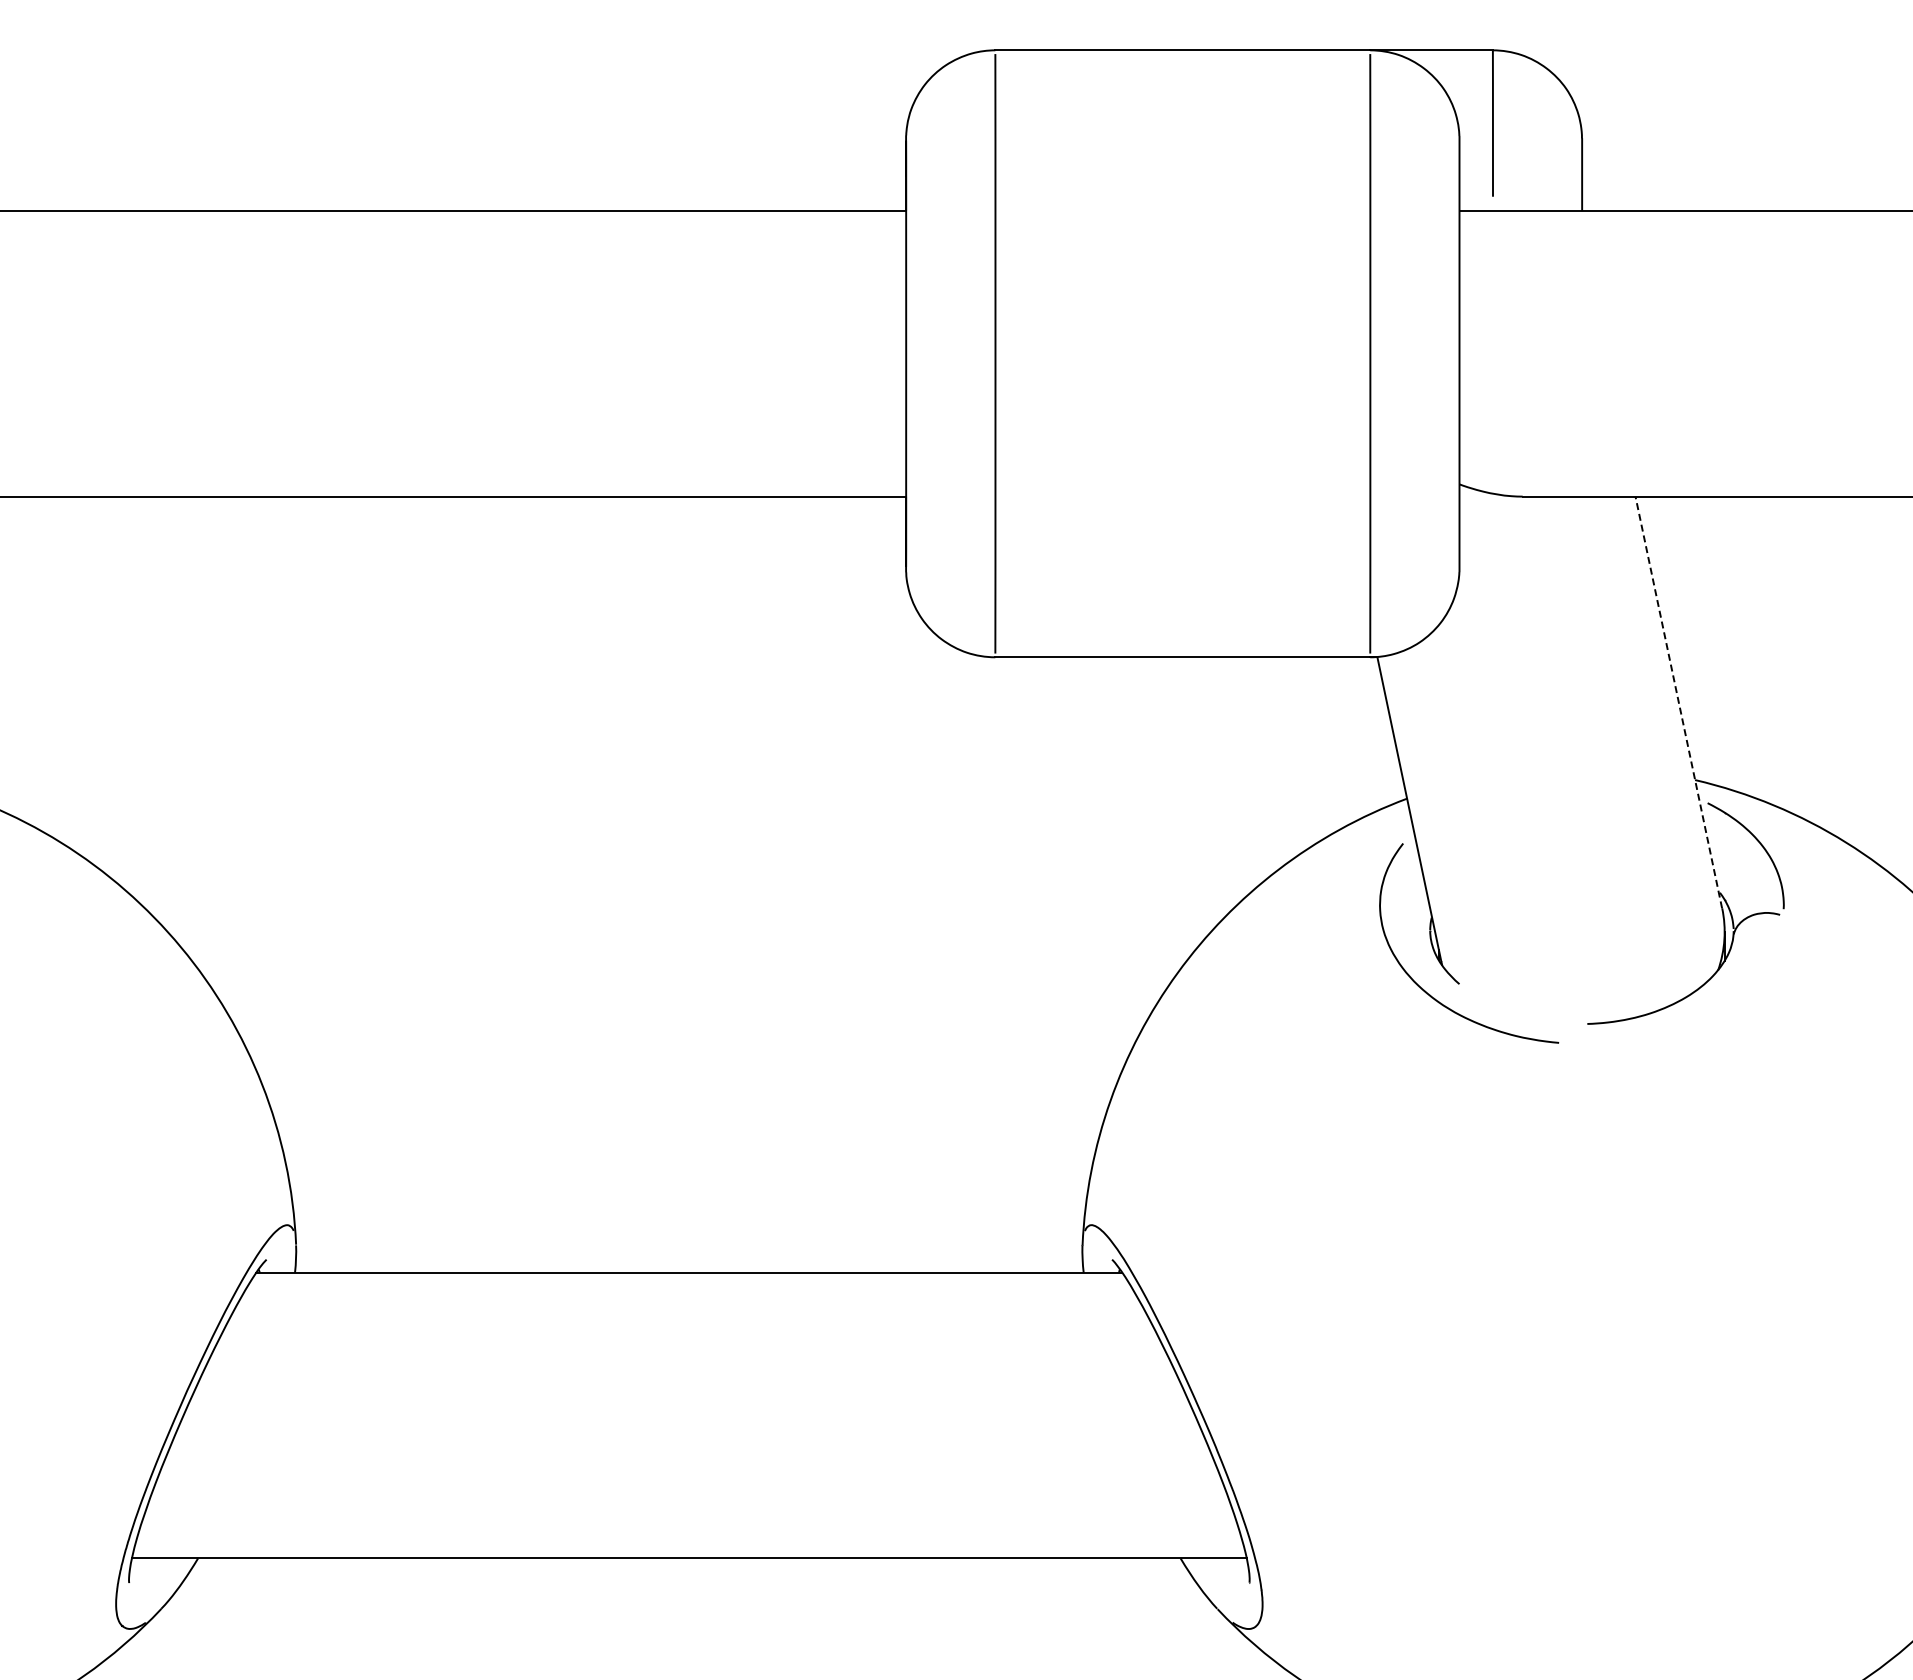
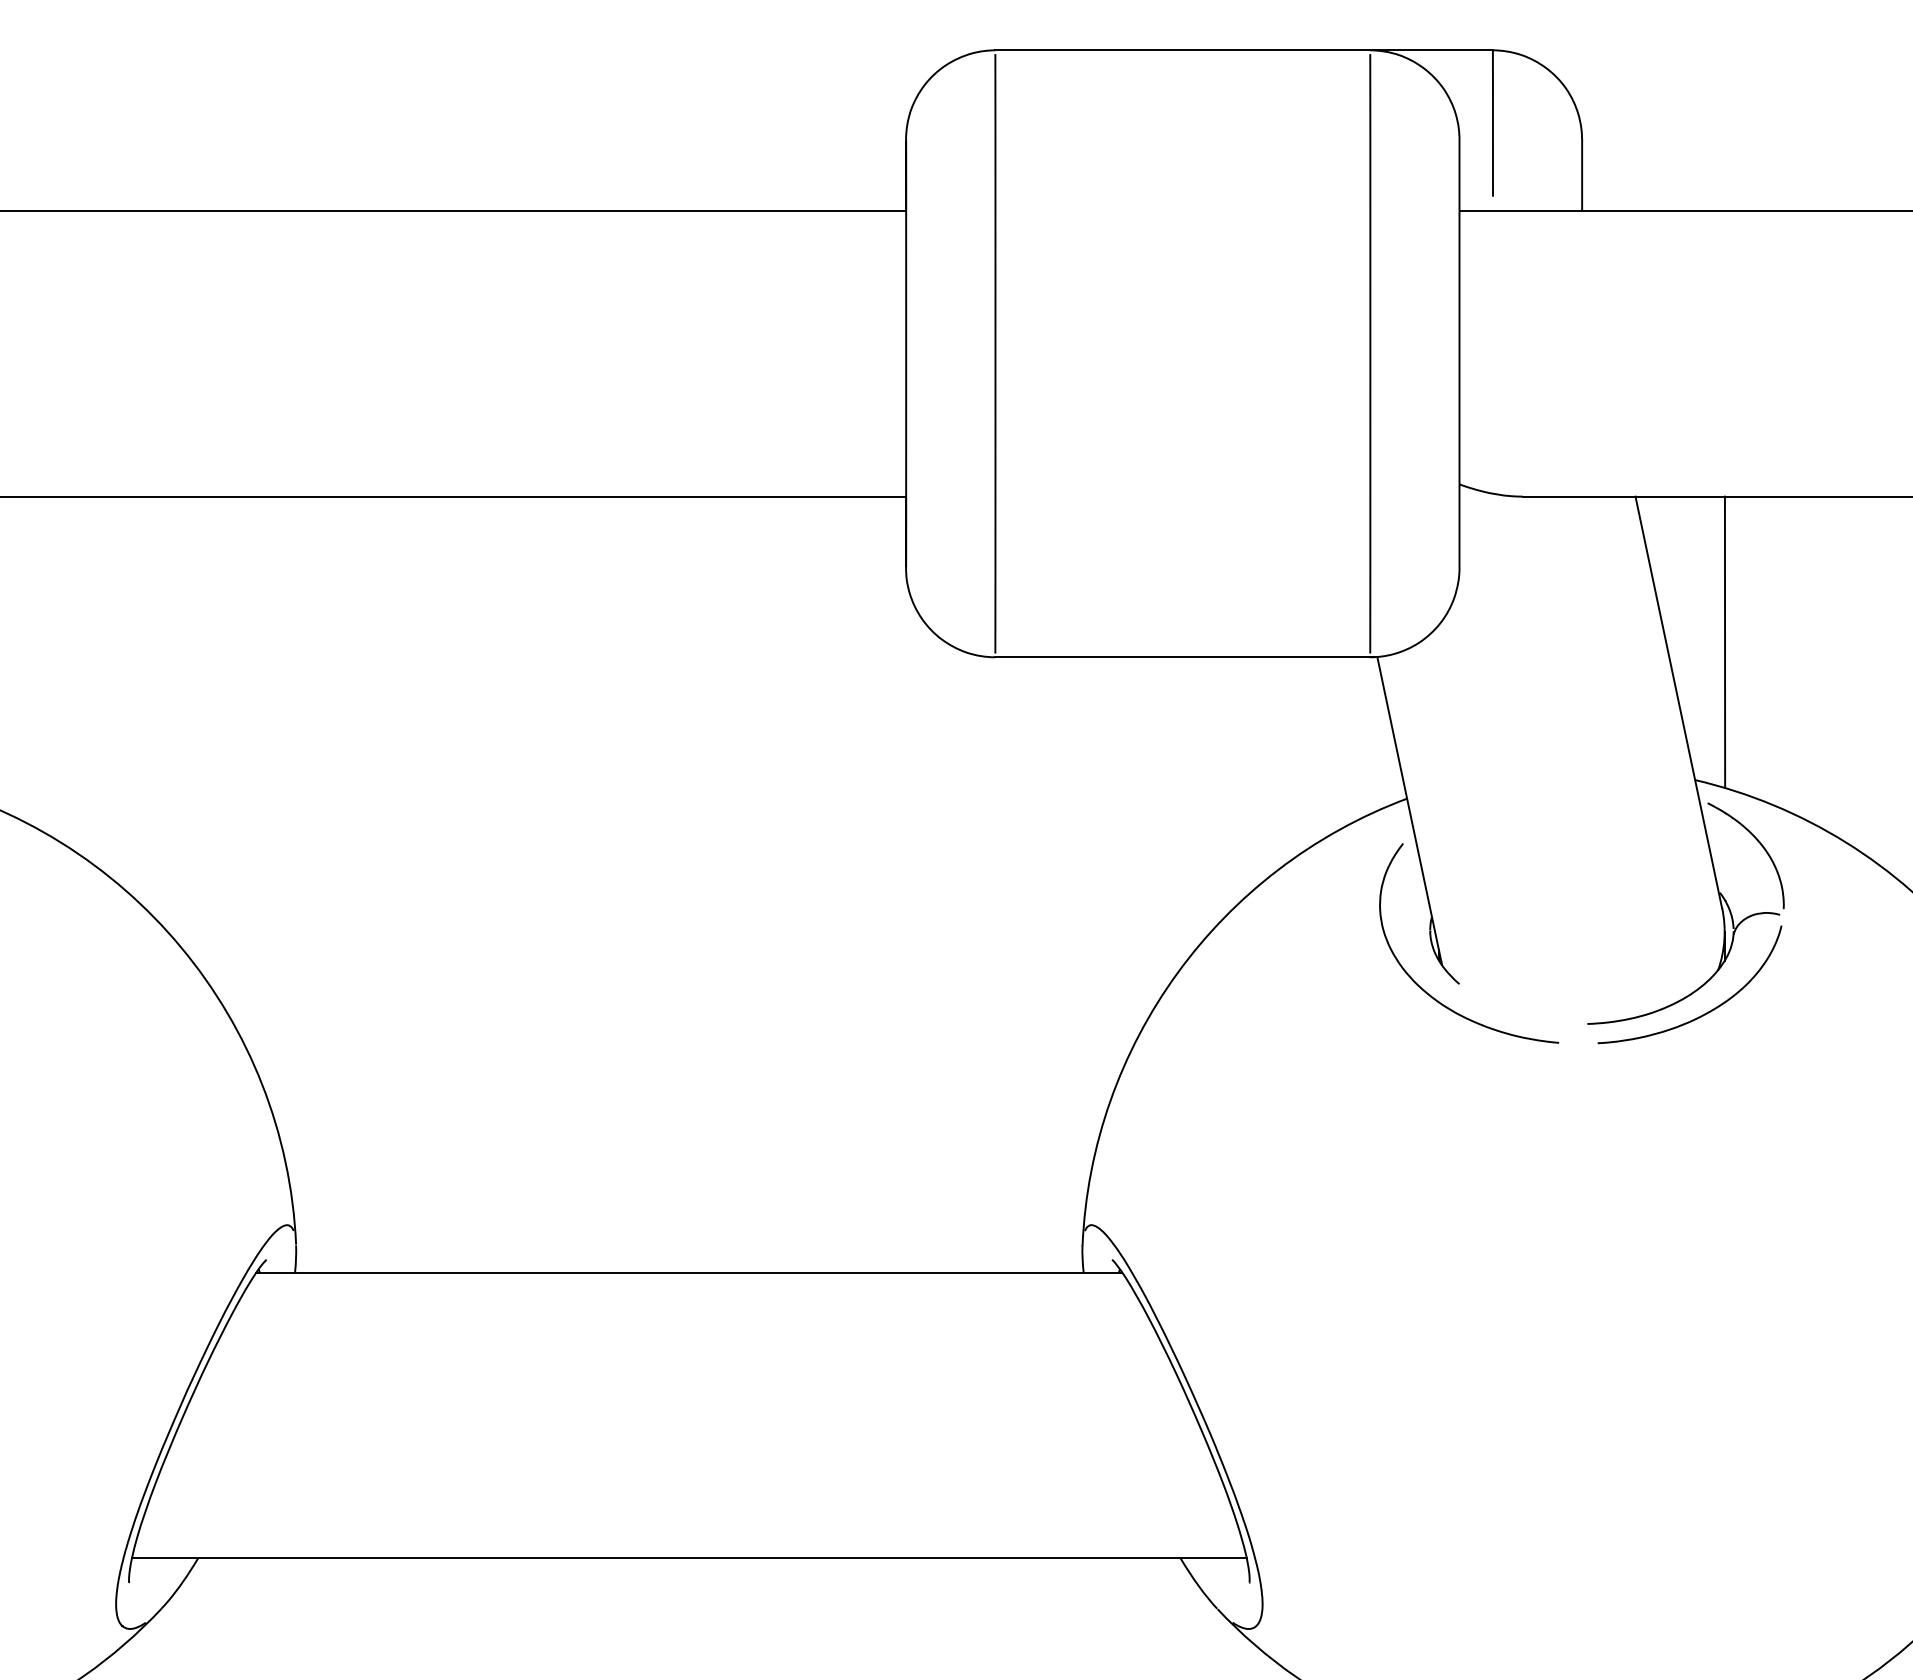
line: none -> present (1724, 641)
line: dashed -> solid (1678, 701)
curve: none -> present (1704, 1013)
